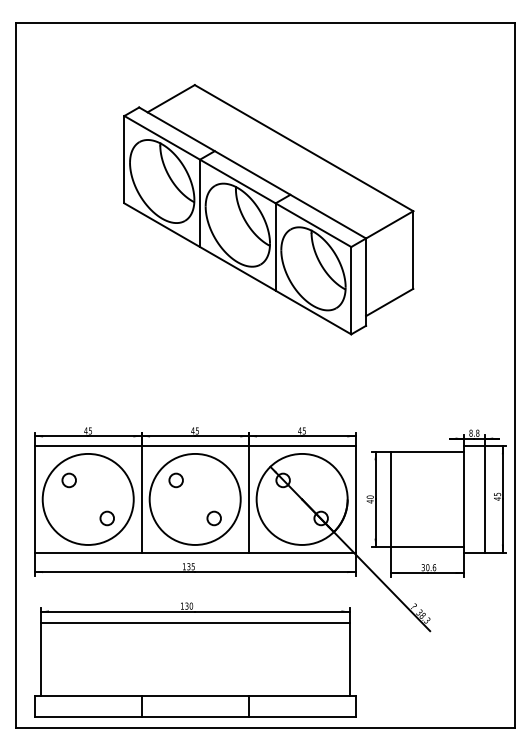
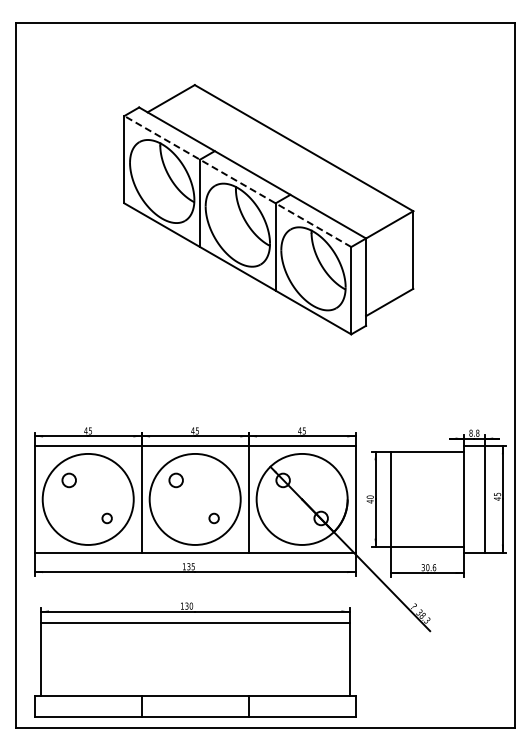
line: solid -> dashed (237, 181)
circle size: 16x17 px -> 12x13 px (106, 518)
circle size: 16x17 px -> 12x13 px (213, 518)
